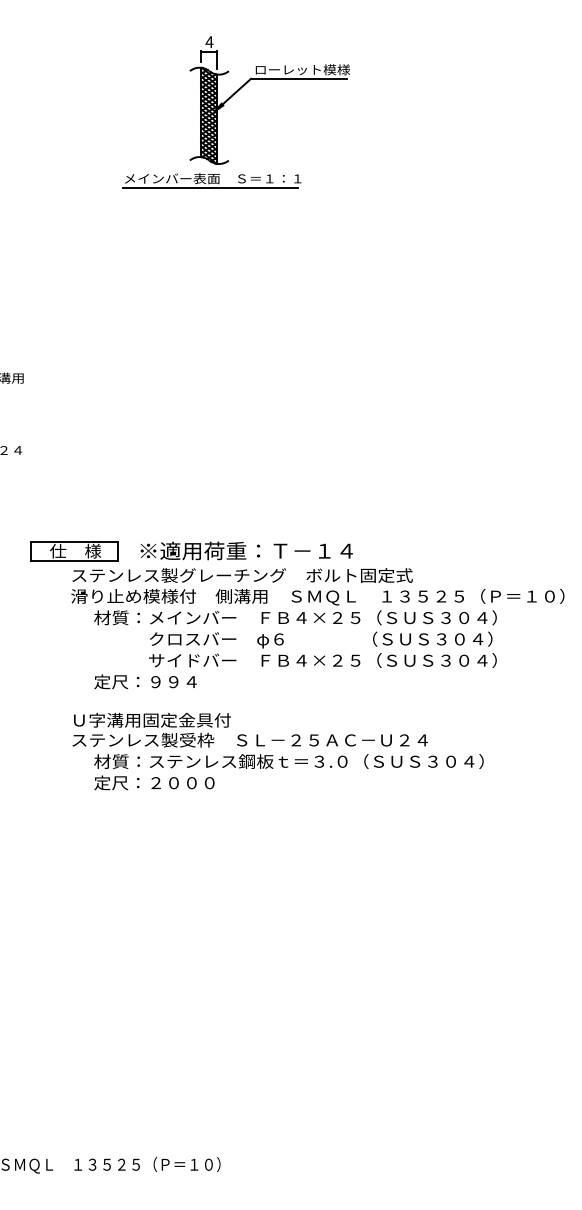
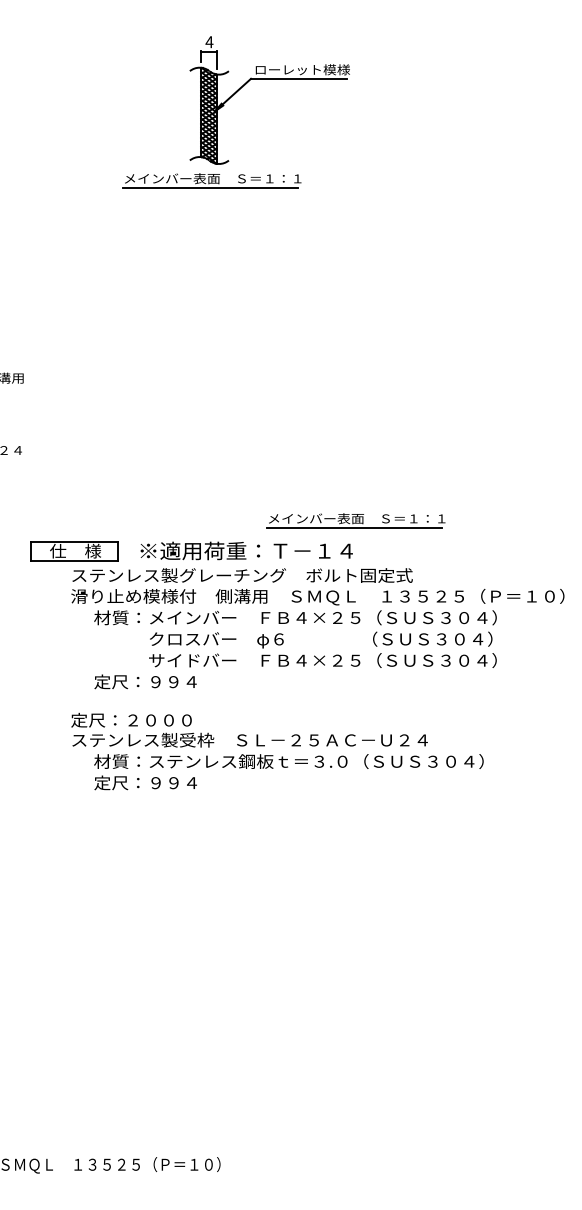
part: none -> present (355, 520)
text: Ｕ字溝用固定金具付 -> 定尺：２０００ (150, 719)
text: 定尺：２０００ -> 定尺：９９４ (182, 783)
